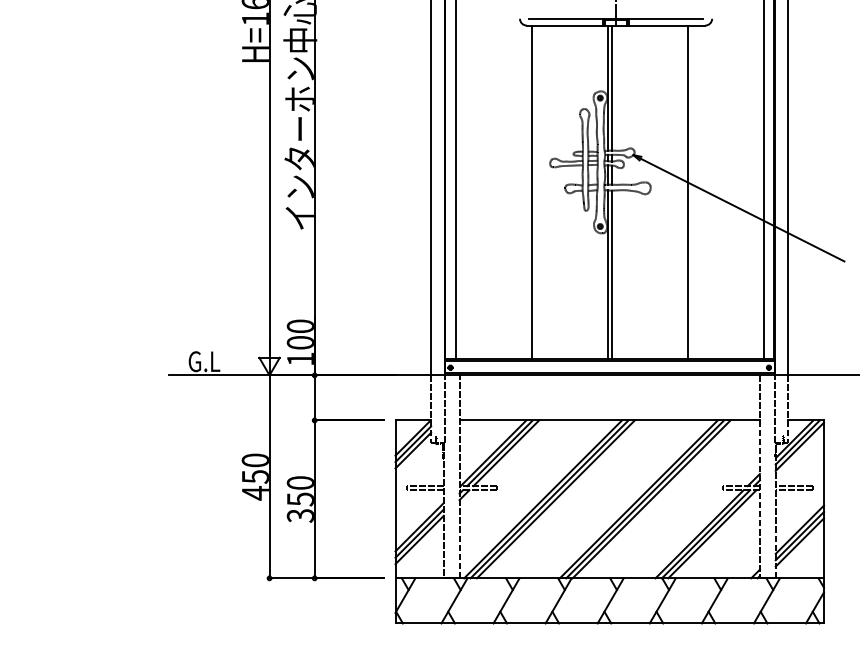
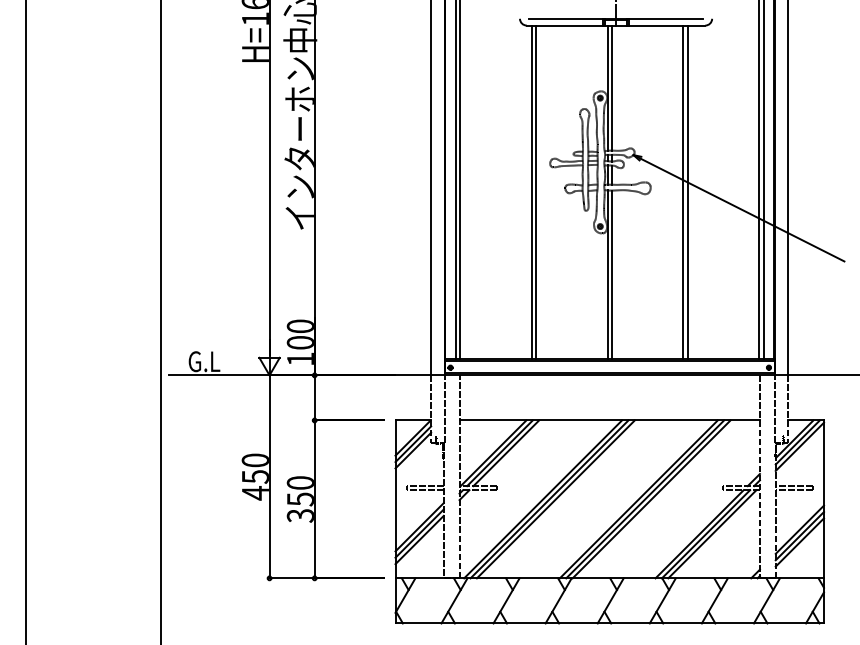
line: none -> present (460, 180)
line: none -> present (759, 180)
line: none -> present (536, 191)
line: none -> present (683, 191)
line: none -> present (25, 321)
line: none -> present (161, 321)
